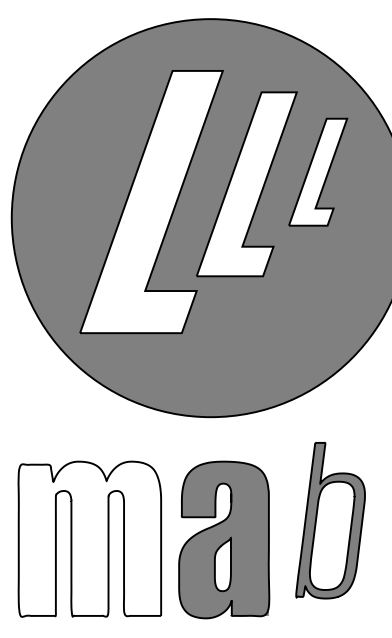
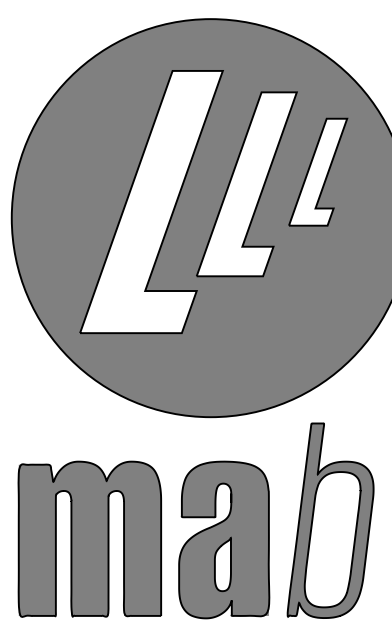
part size: 71x158 px -> 89x197 px (330, 520)
fill: none -> present (89, 538)
